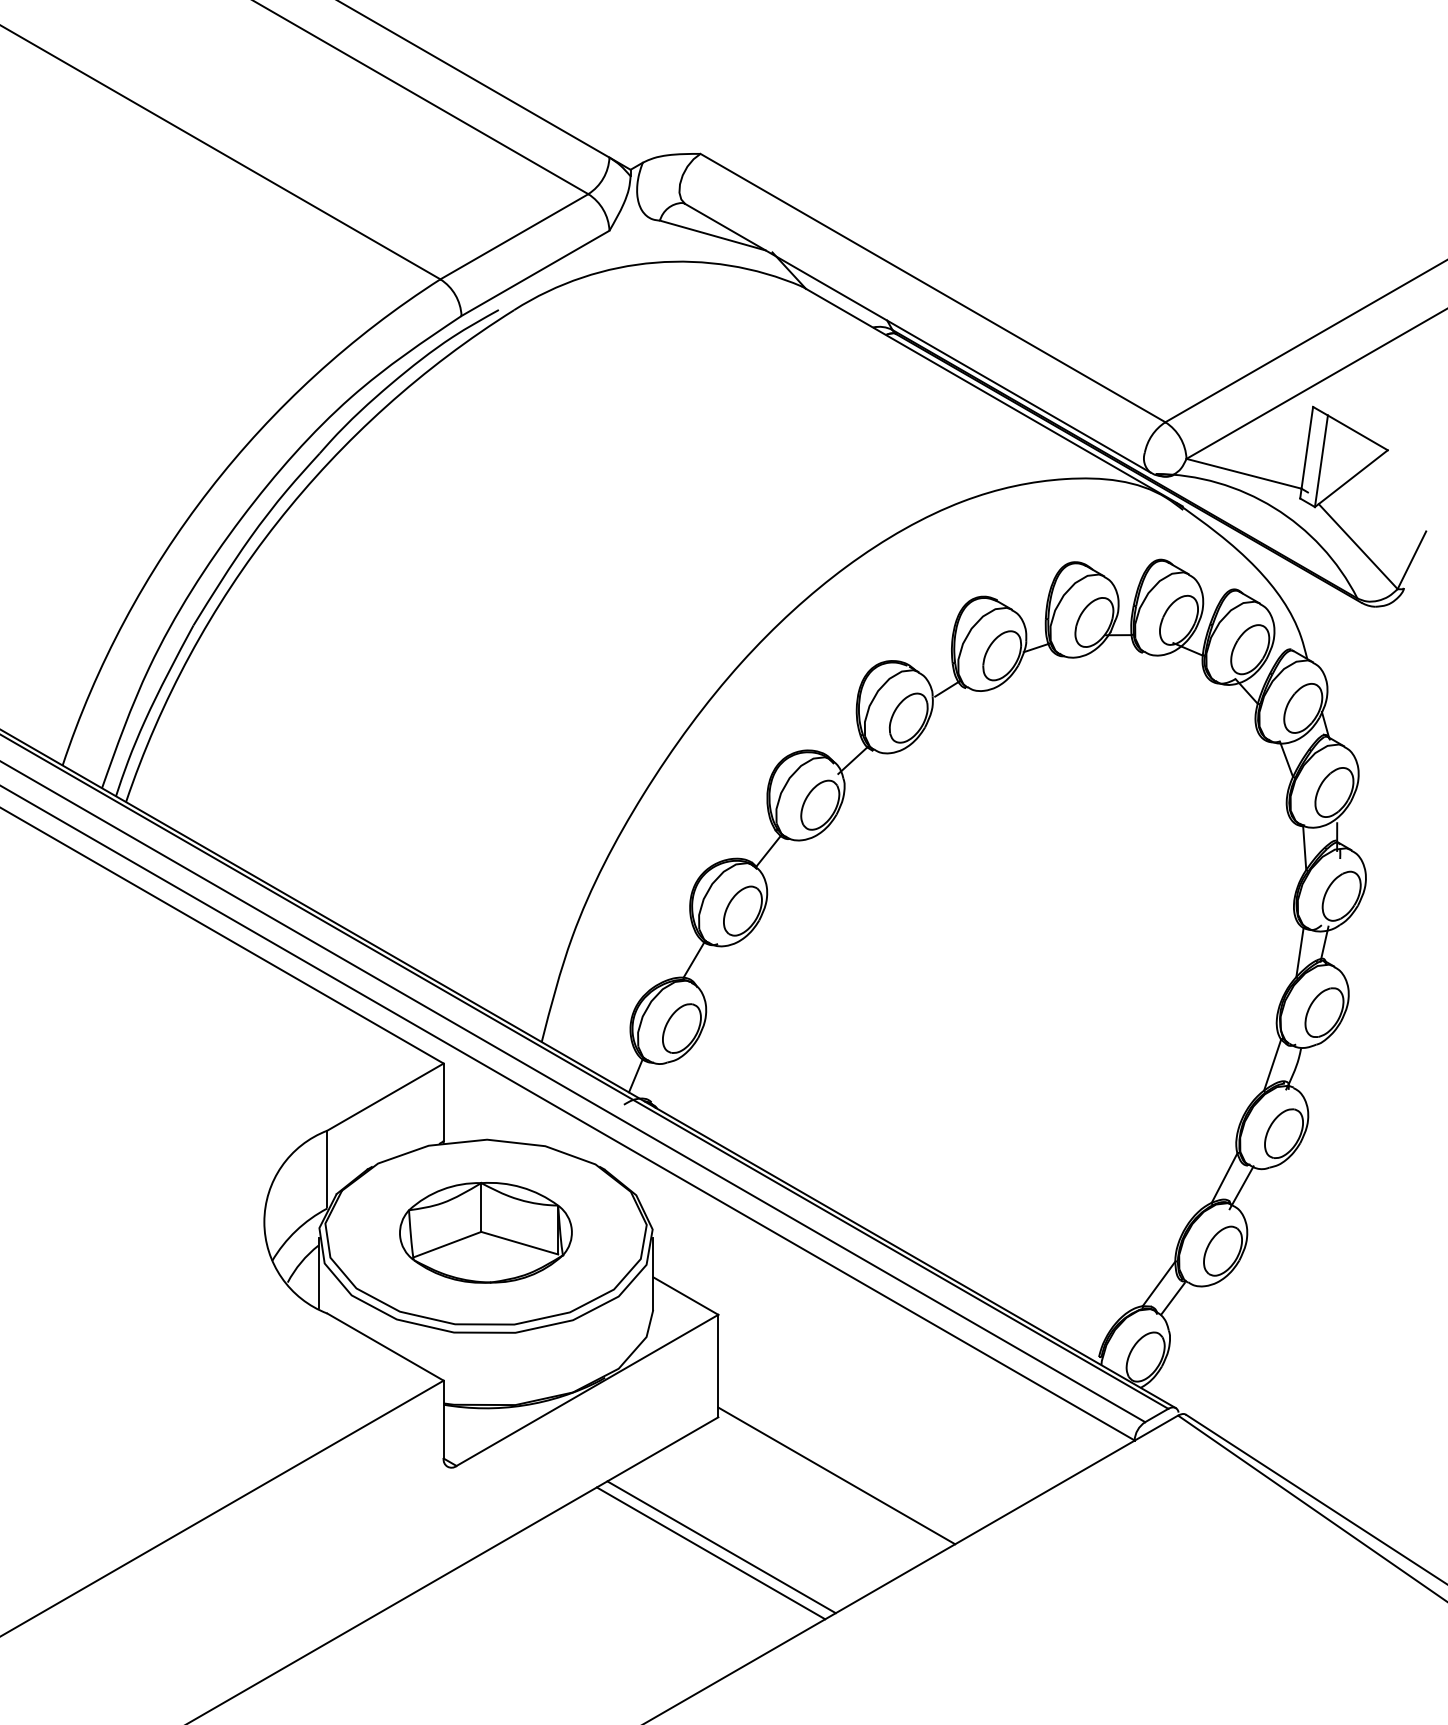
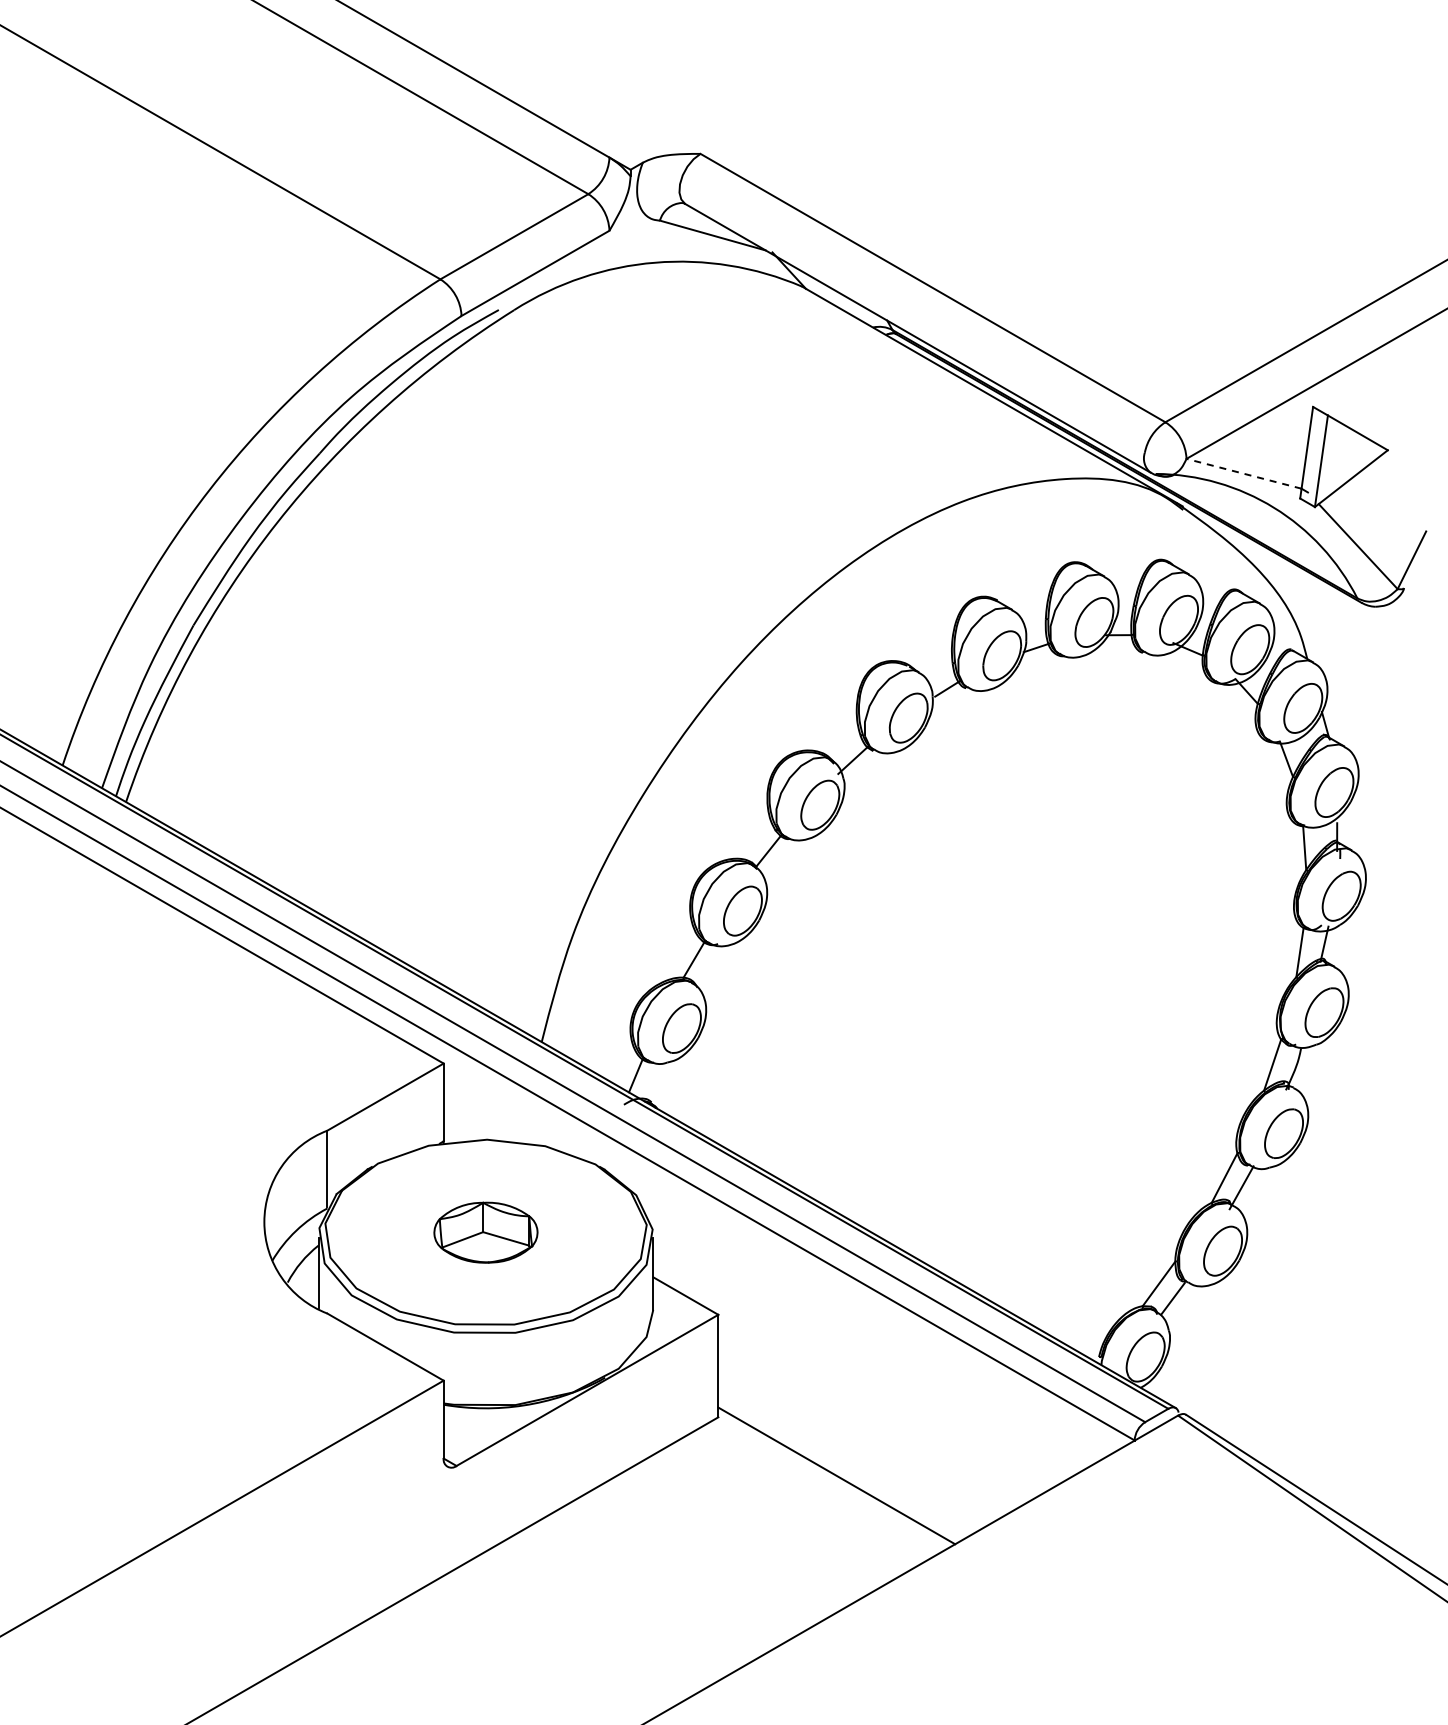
line: solid -> dashed (1243, 473)
part size: 174x103 px -> 106x63 px (485, 1232)
line: present -> none (721, 1547)
line: present -> none (710, 1553)
